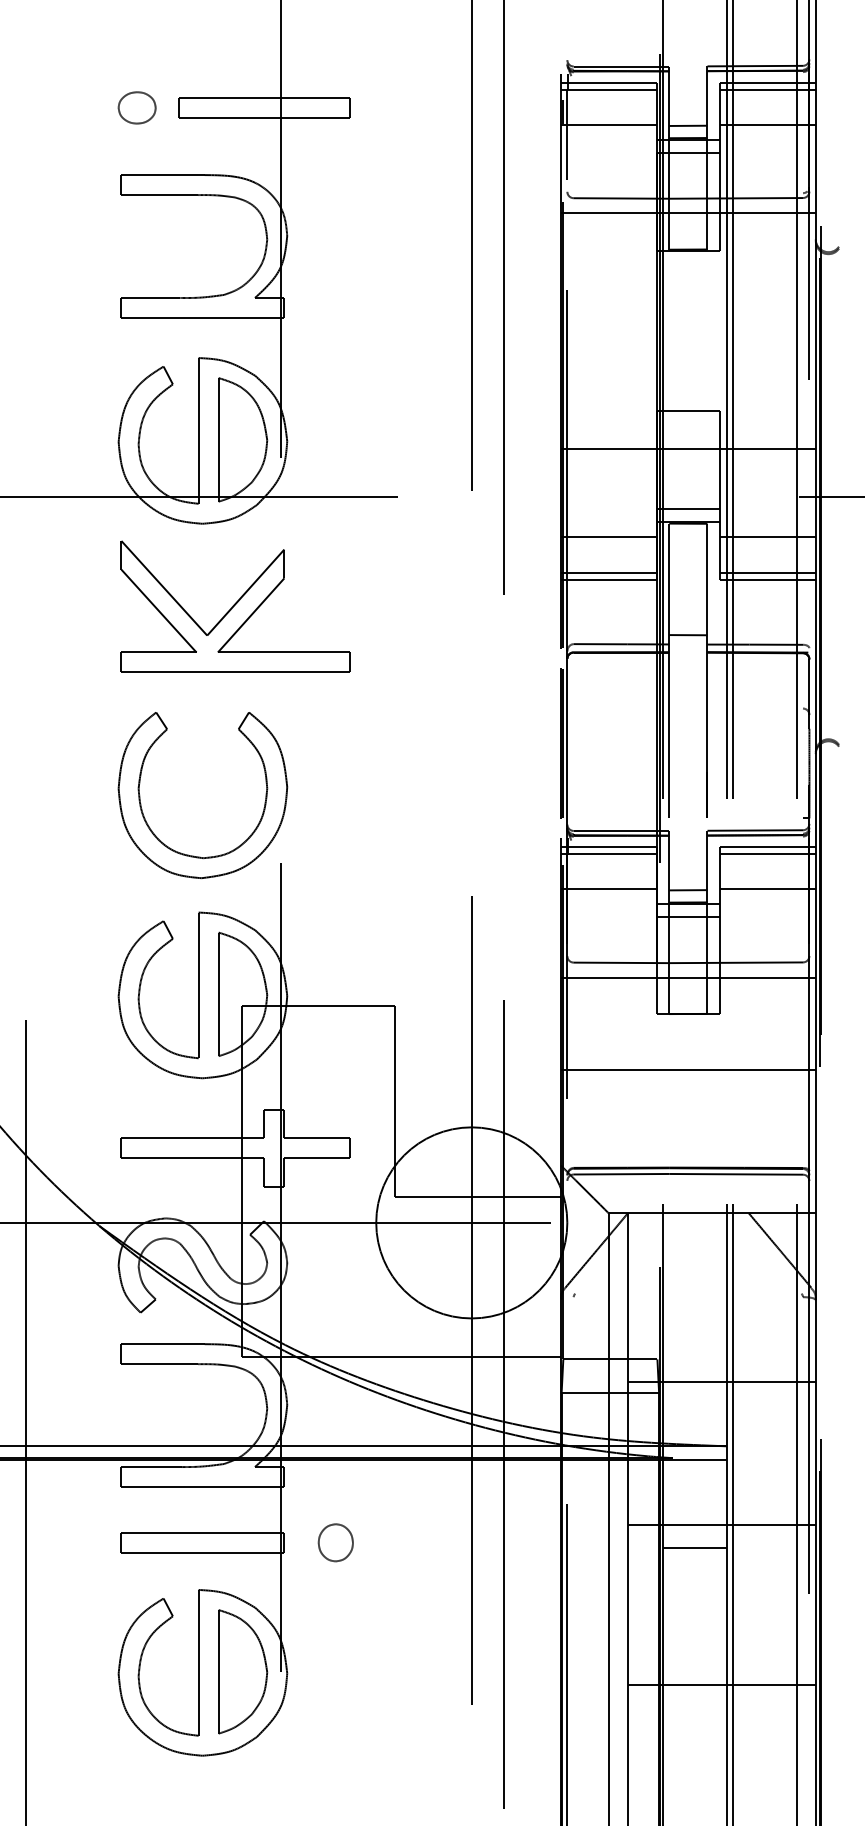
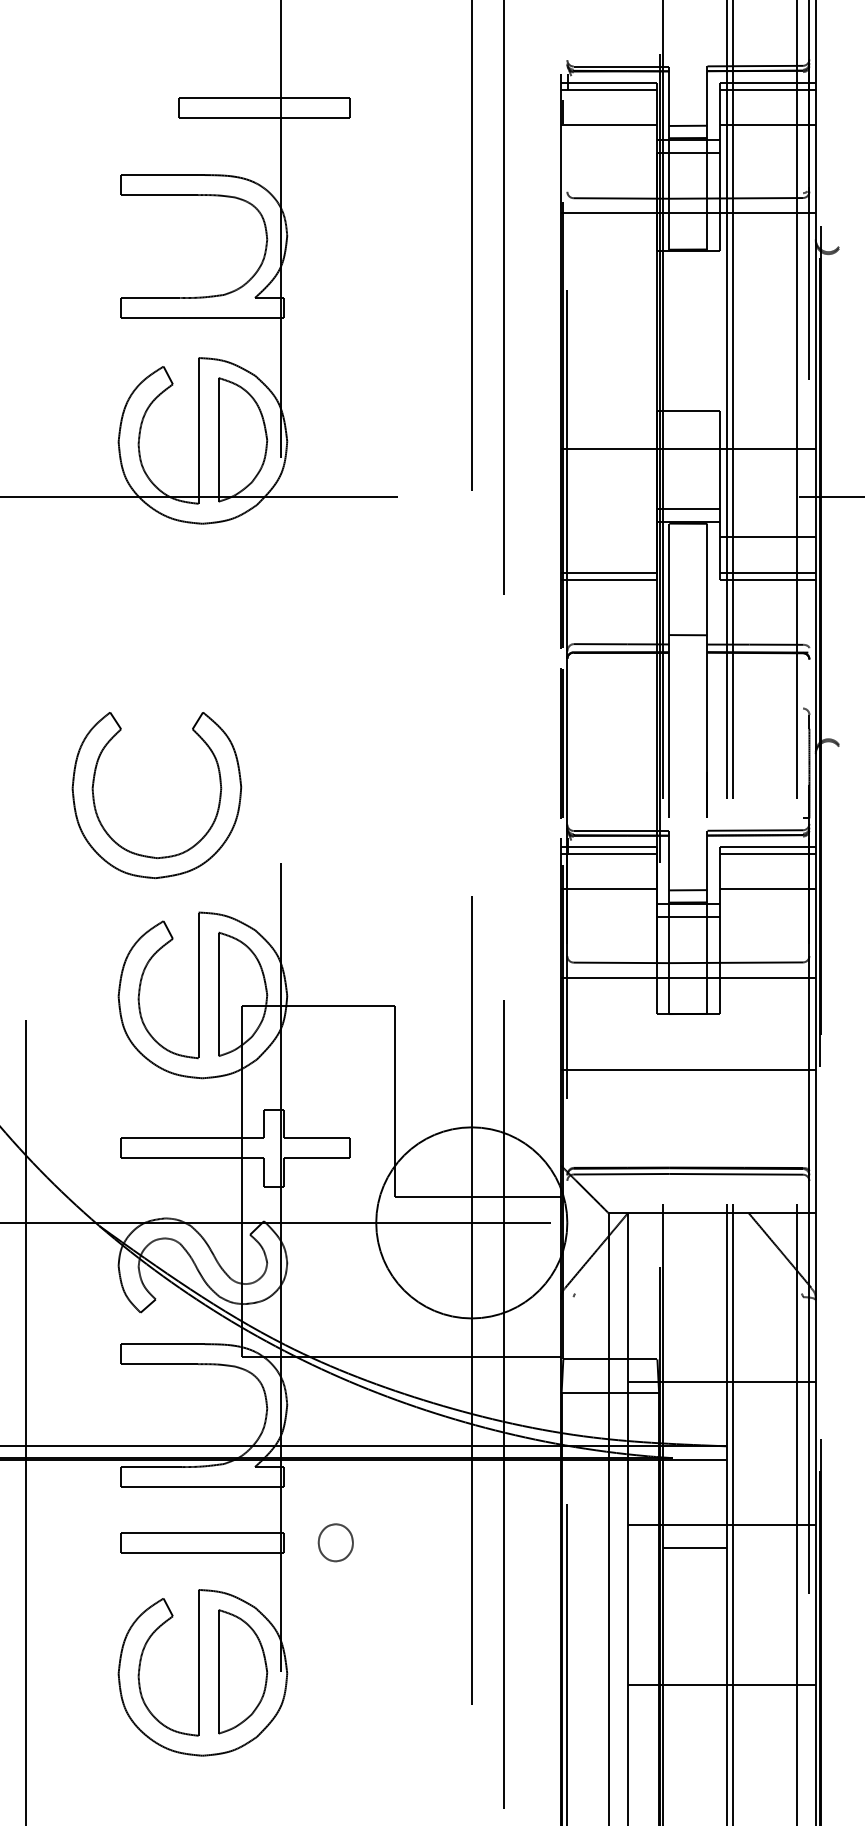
part: present -> none (136, 107)
line: present -> none (567, 134)
line: present -> none (608, 537)
part: present -> none (235, 606)
line: present -> none (809, 687)
part position: (188, 854) -> (142, 854) (142, 854)
